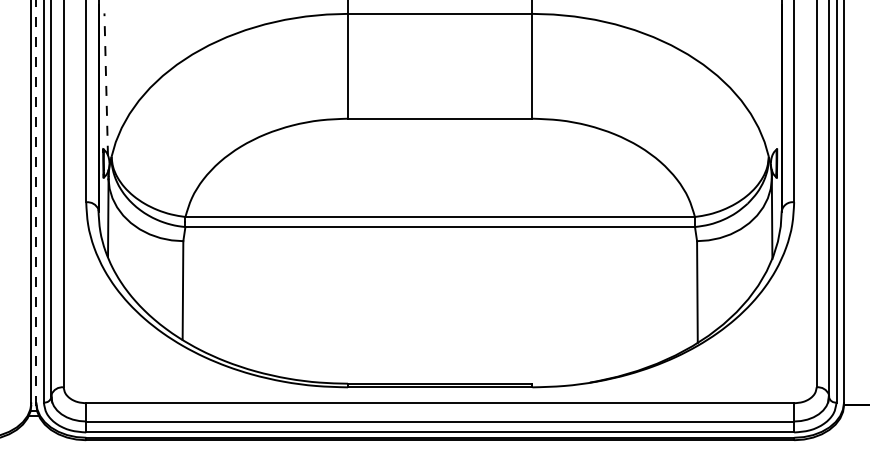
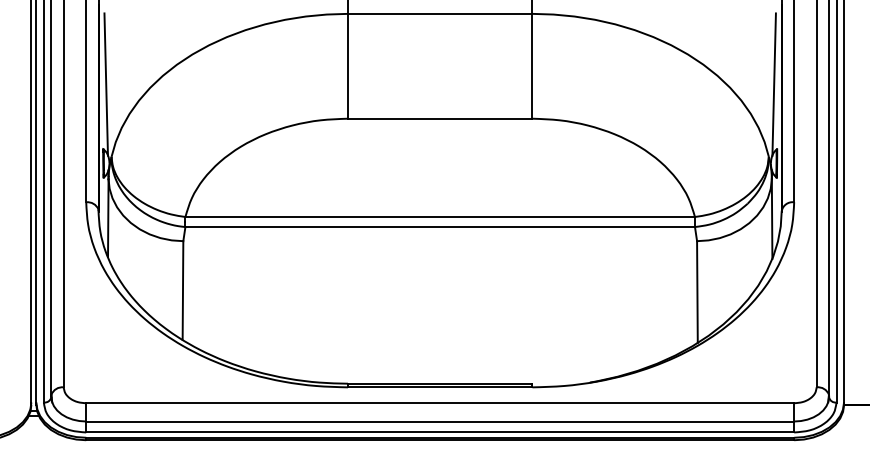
line: dashed -> solid (106, 84)
line: none -> present (773, 84)
line: dashed -> solid (36, 201)
